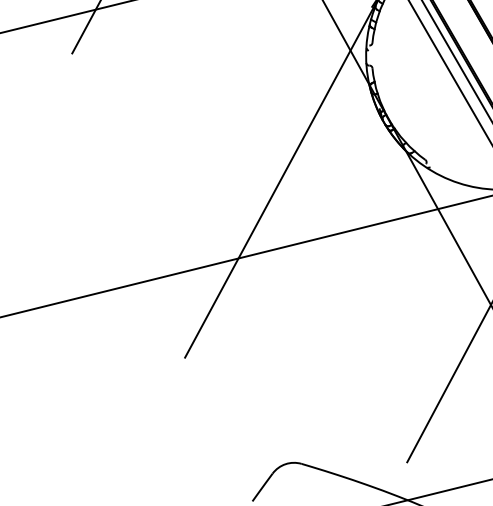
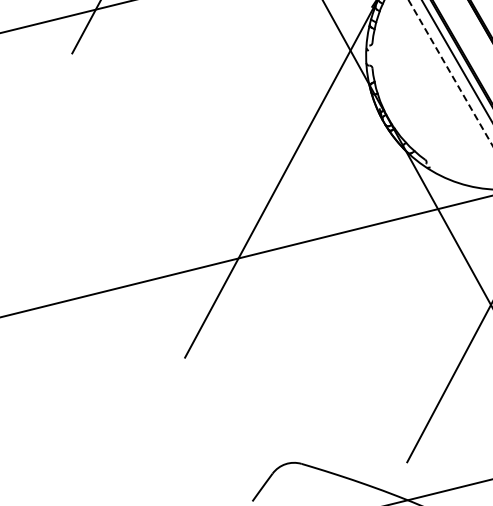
line: solid -> dashed (450, 72)
